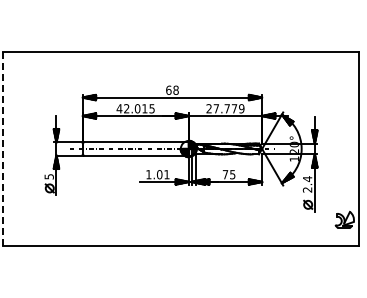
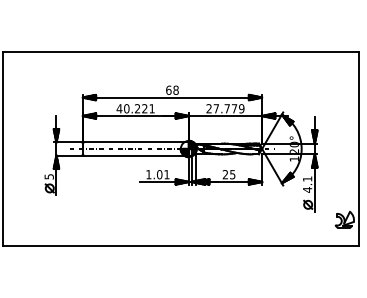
text: 42.015 -> 40.221 (139, 108)
line: dashed -> solid (2, 149)
text: 75 -> 25 (225, 174)
text: 2.4 -> 4.1 (307, 184)
